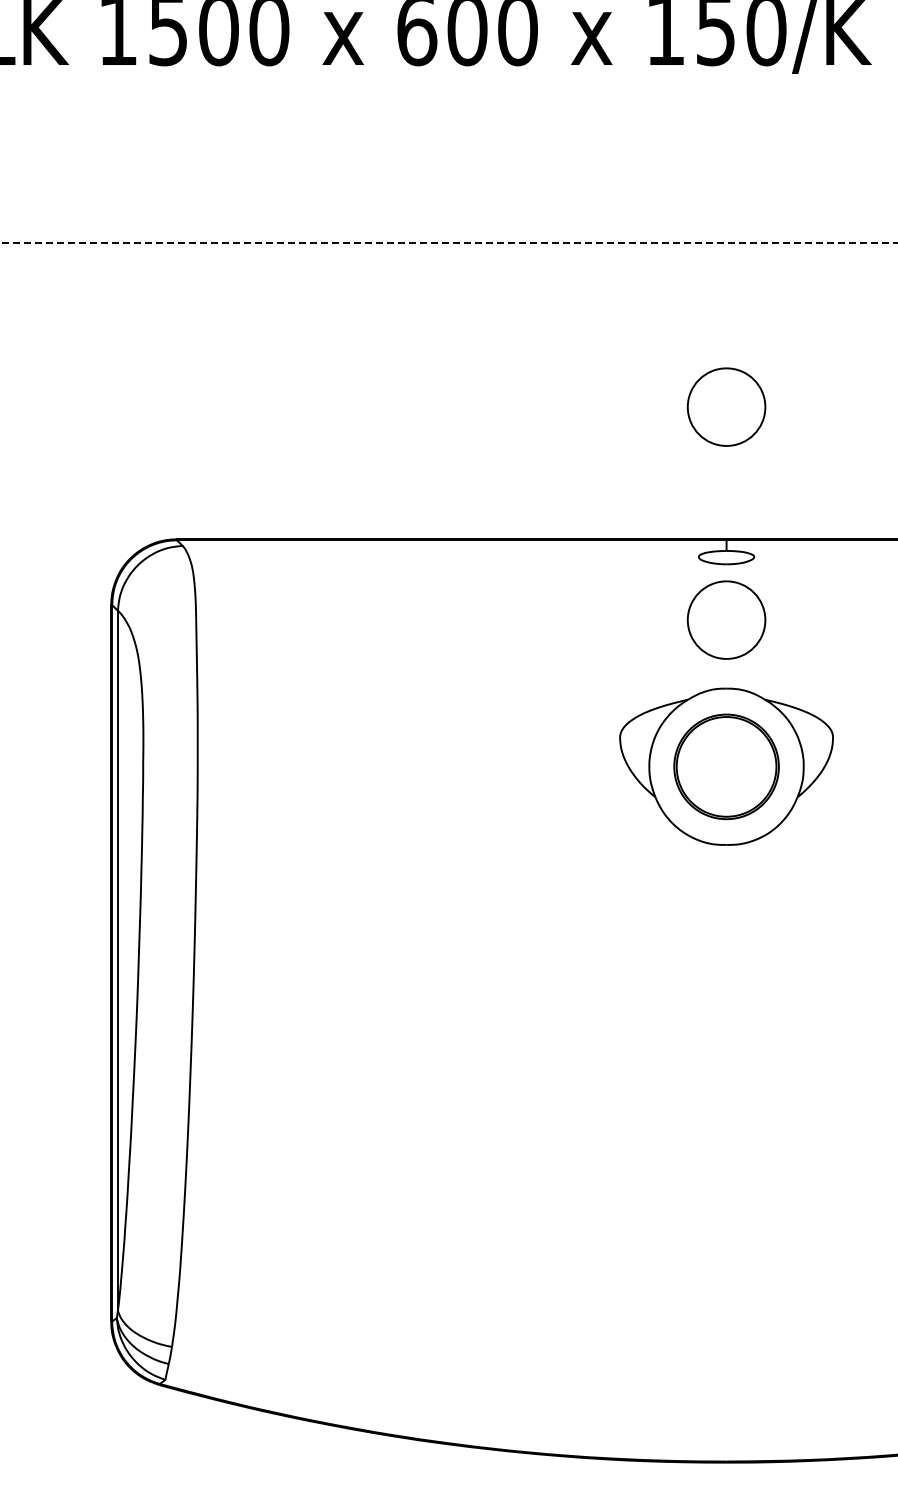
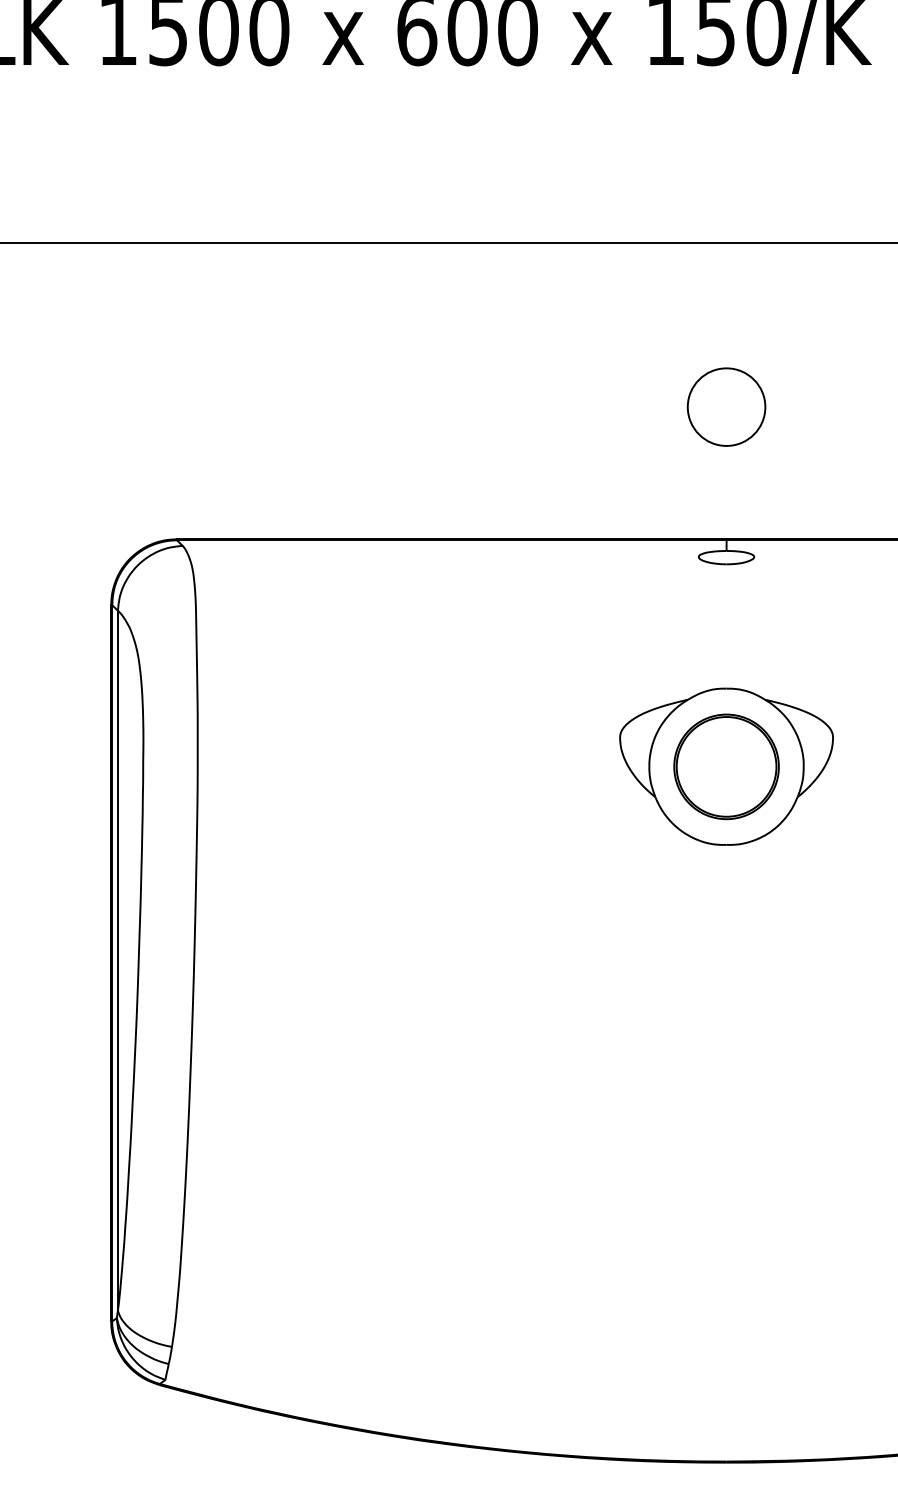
line: dashed -> solid (448, 242)
circle: present -> none (726, 619)
